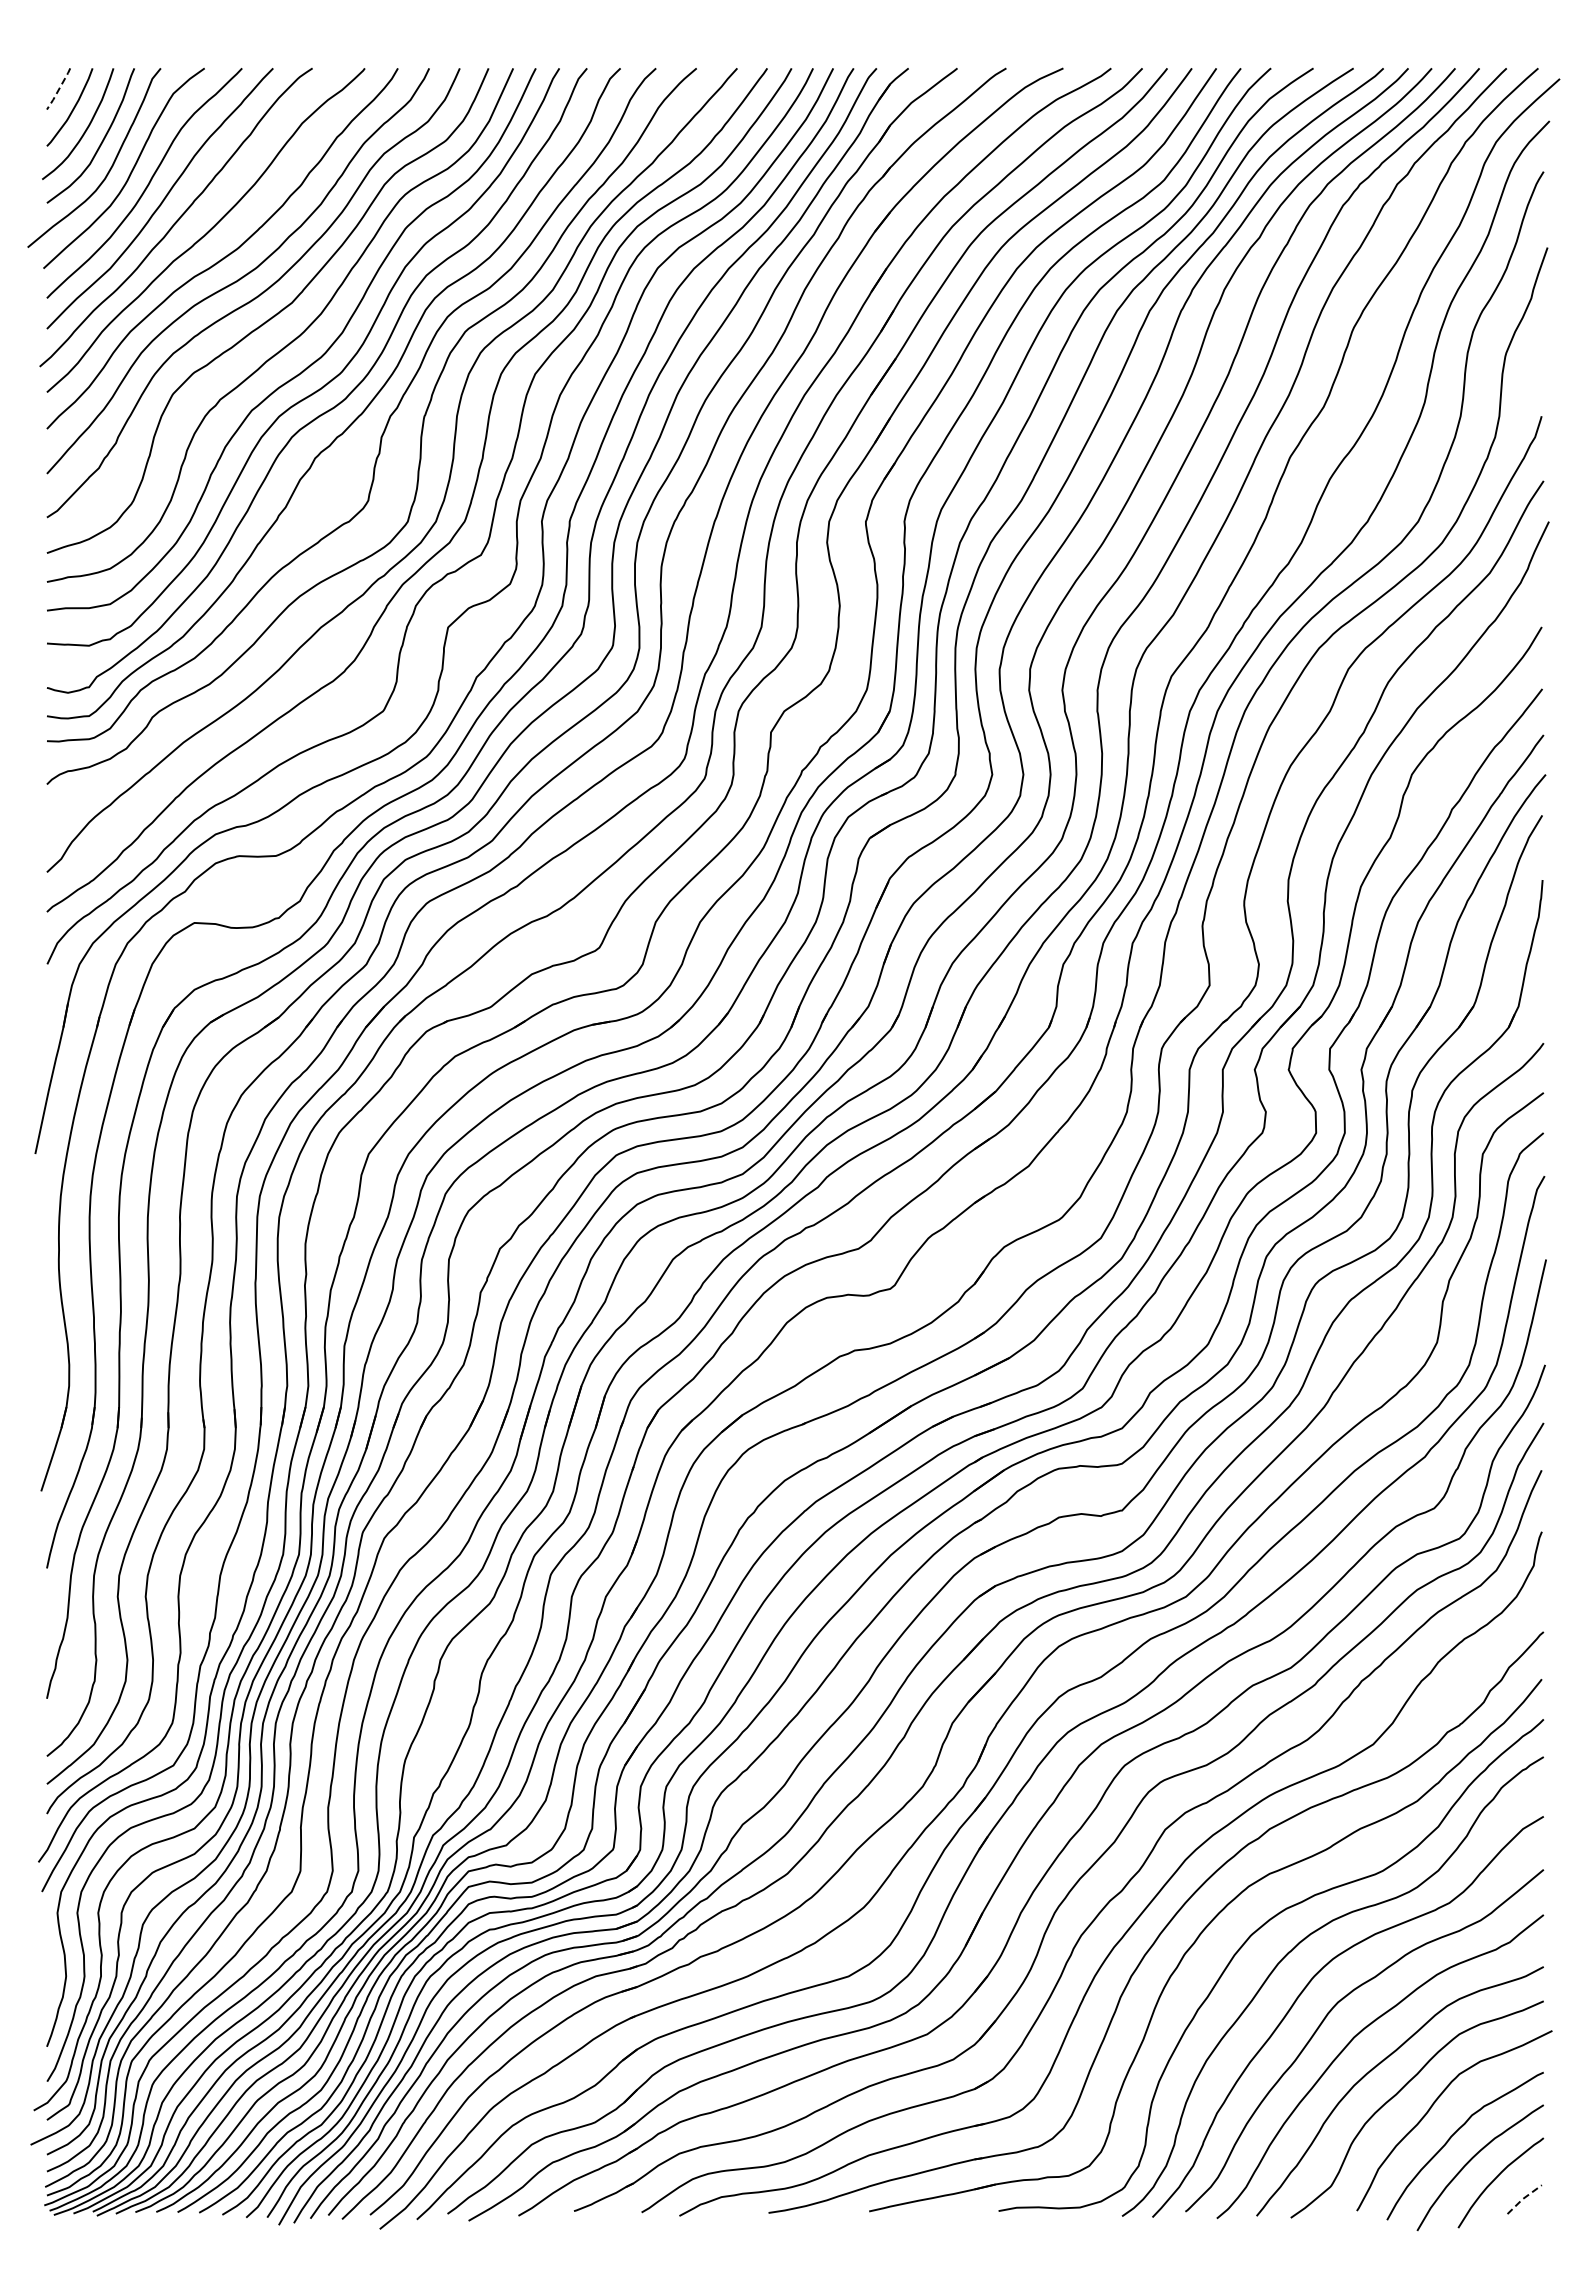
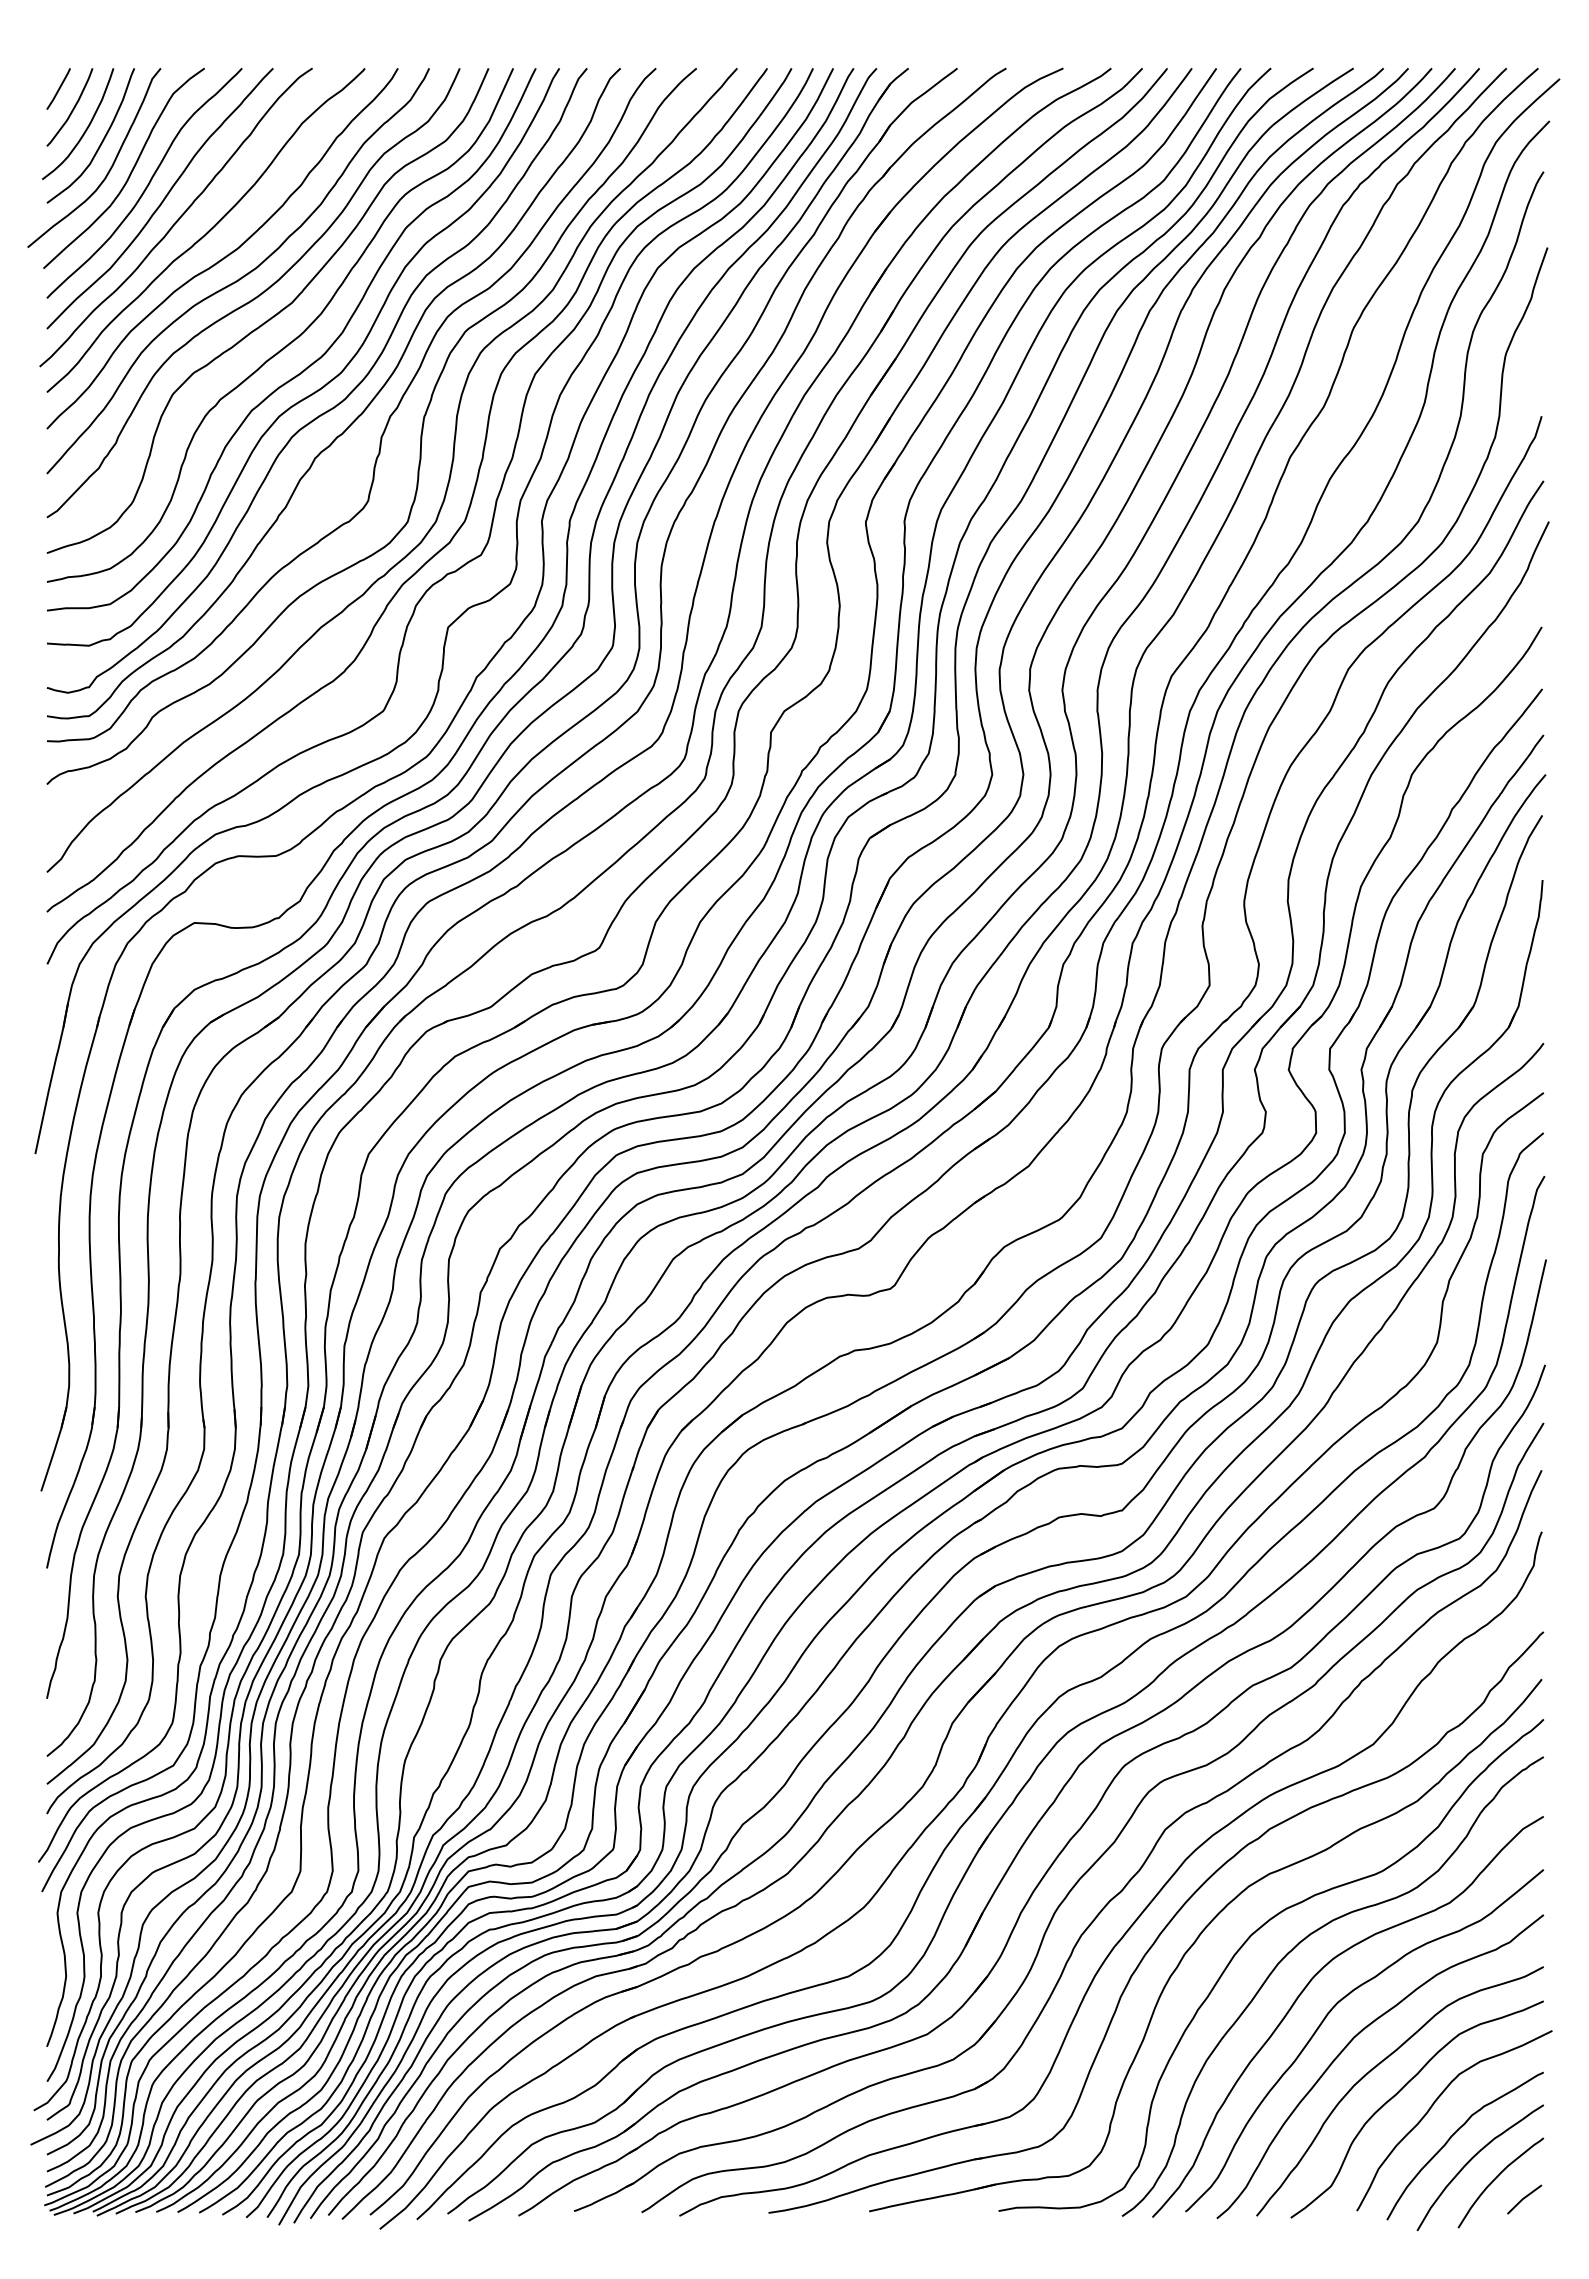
line: dashed -> solid (58, 89)
line: dashed -> solid (1523, 2198)
